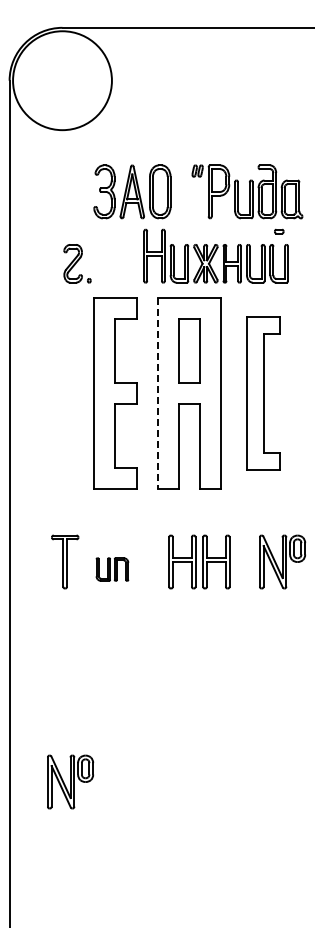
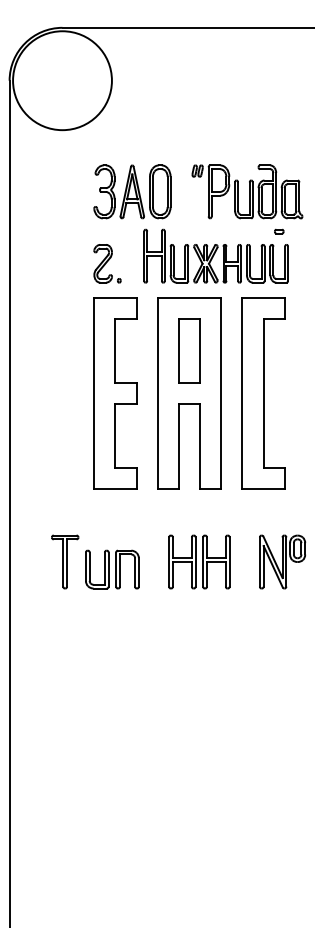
part position: (77, 263) -> (107, 263) (107, 263)
part size: 35x155 px -> 45x193 px (263, 393)
line: dashed -> solid (157, 394)
part size: 35x25 px -> 55x41 px (112, 569)
part: present -> none (70, 781)
